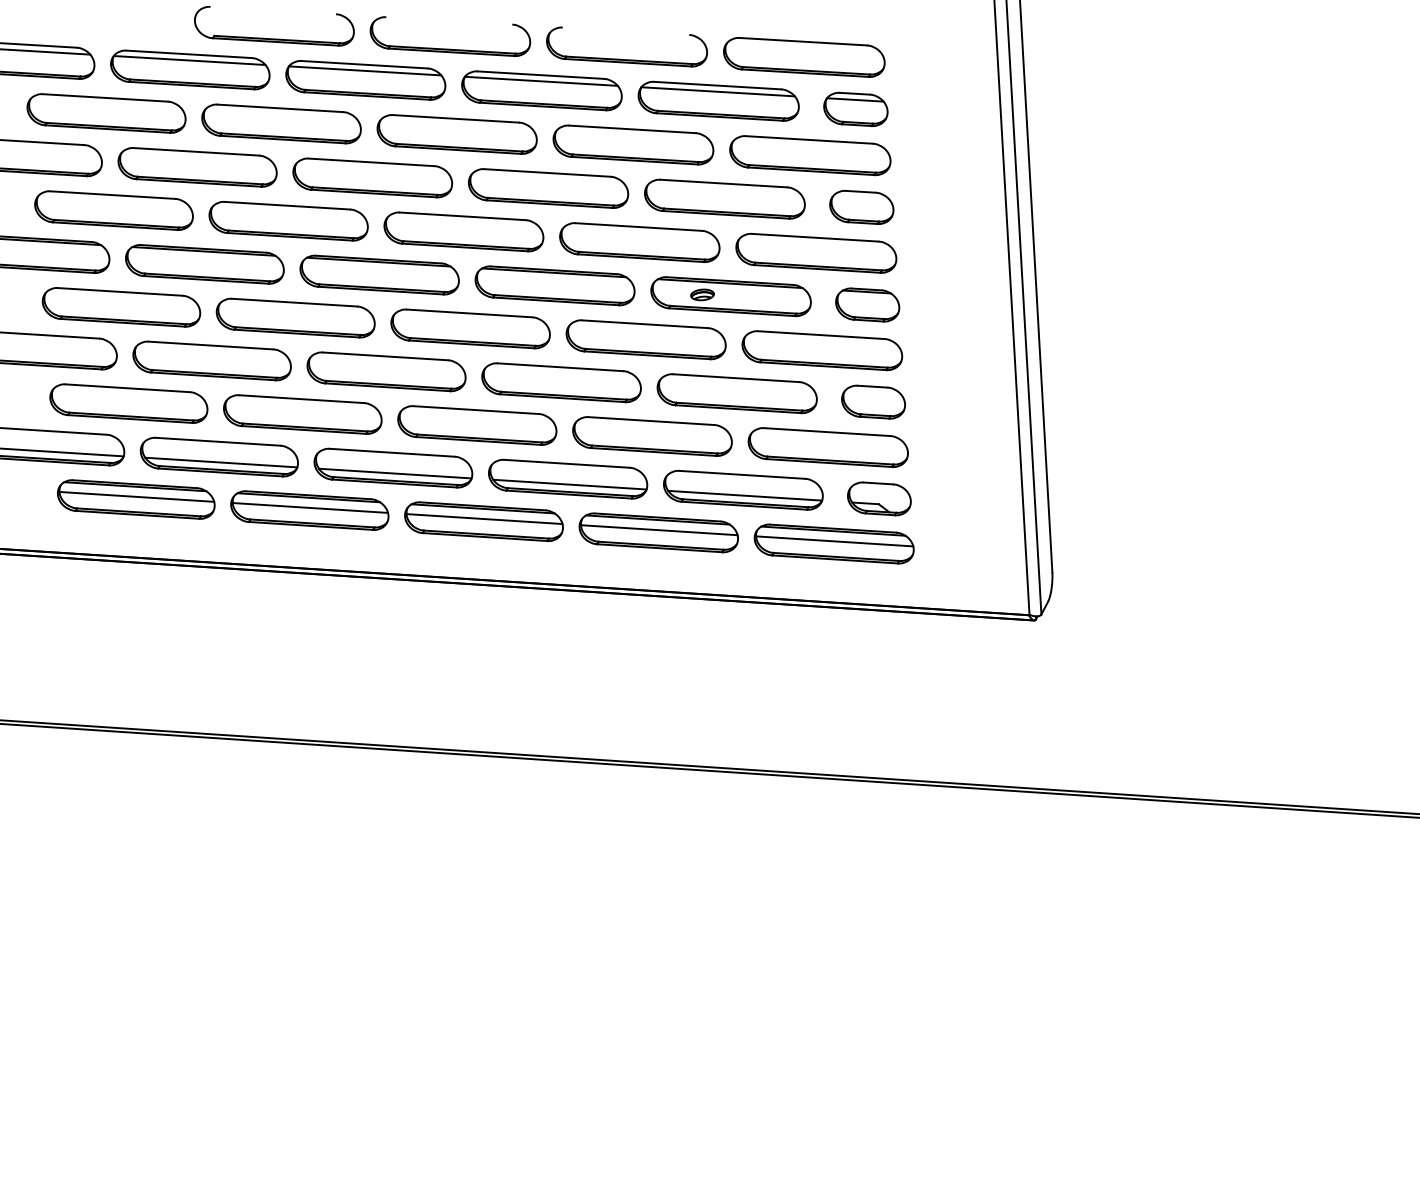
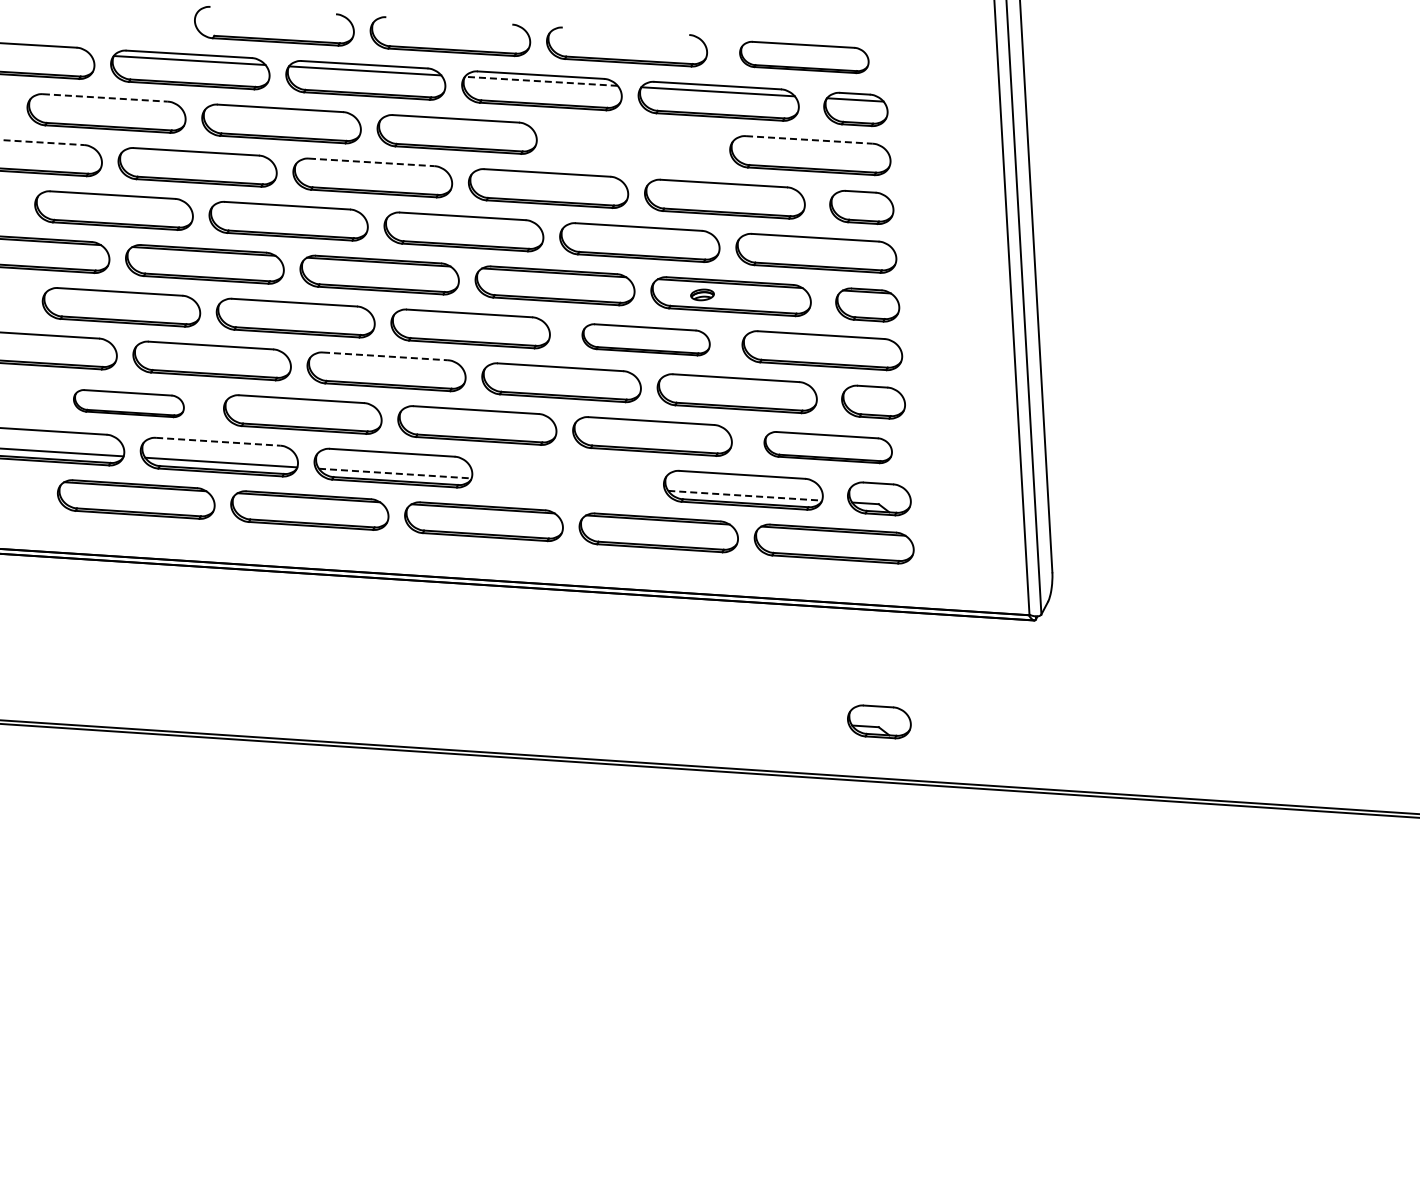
line: present -> none (46, 51)
part size: 163x41 px -> 131x35 px (804, 57)
line: solid -> dashed (541, 81)
line: solid -> dashed (105, 97)
line: solid -> dashed (809, 139)
line: solid -> dashed (42, 142)
part: present -> none (633, 144)
line: solid -> dashed (371, 162)
part size: 162x42 px -> 130x34 px (645, 339)
line: solid -> dashed (385, 356)
part size: 160x41 px -> 112x30 px (128, 403)
line: solid -> dashed (218, 441)
part size: 162x41 px -> 130x34 px (827, 447)
line: solid -> dashed (395, 473)
part: present -> none (568, 478)
line: solid -> dashed (745, 495)
line: present -> none (136, 496)
line: present -> none (310, 507)
line: present -> none (484, 519)
line: present -> none (659, 530)
line: present -> none (834, 541)
part: none -> present (879, 721)
